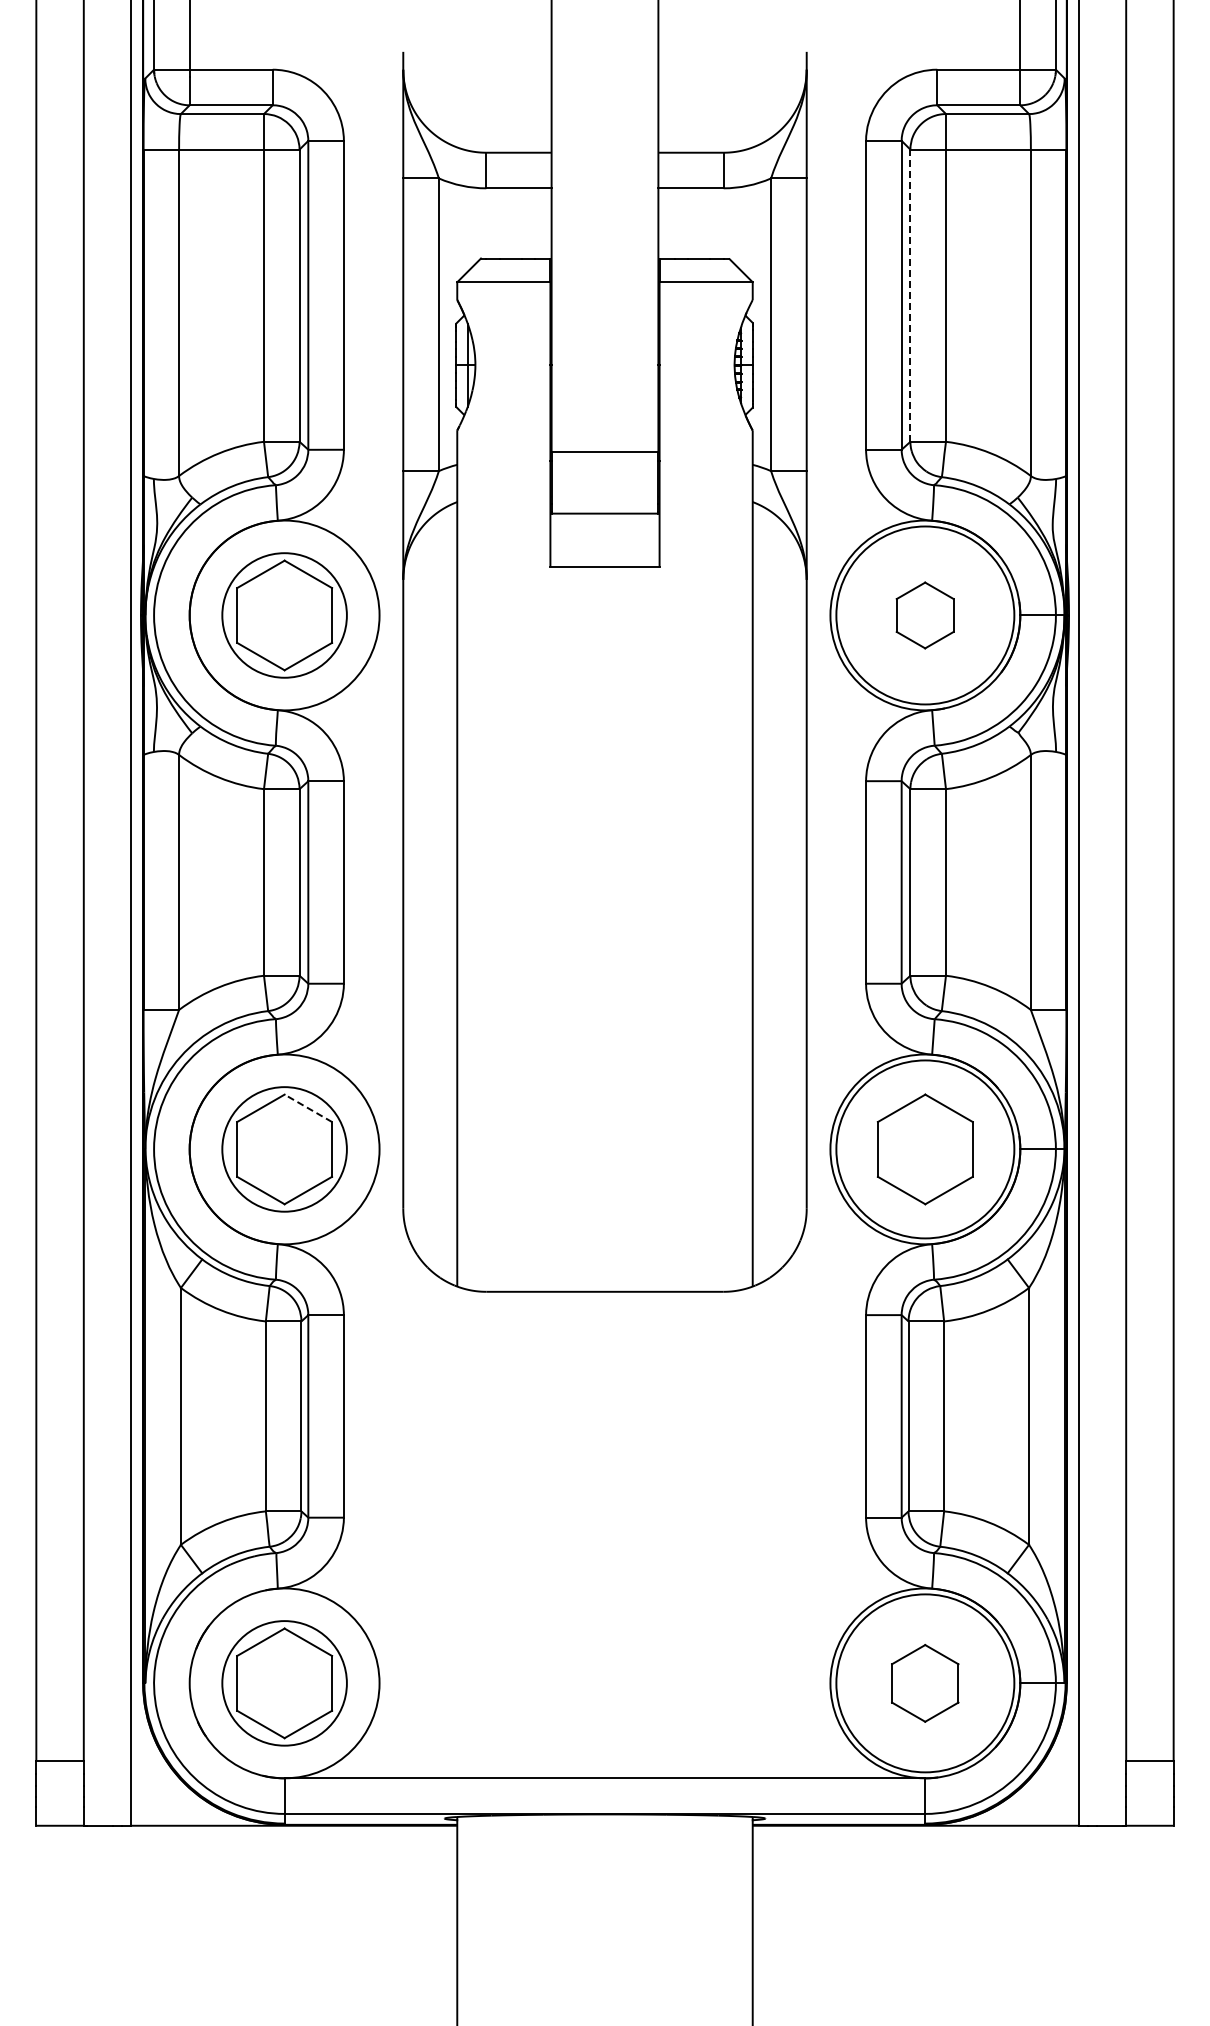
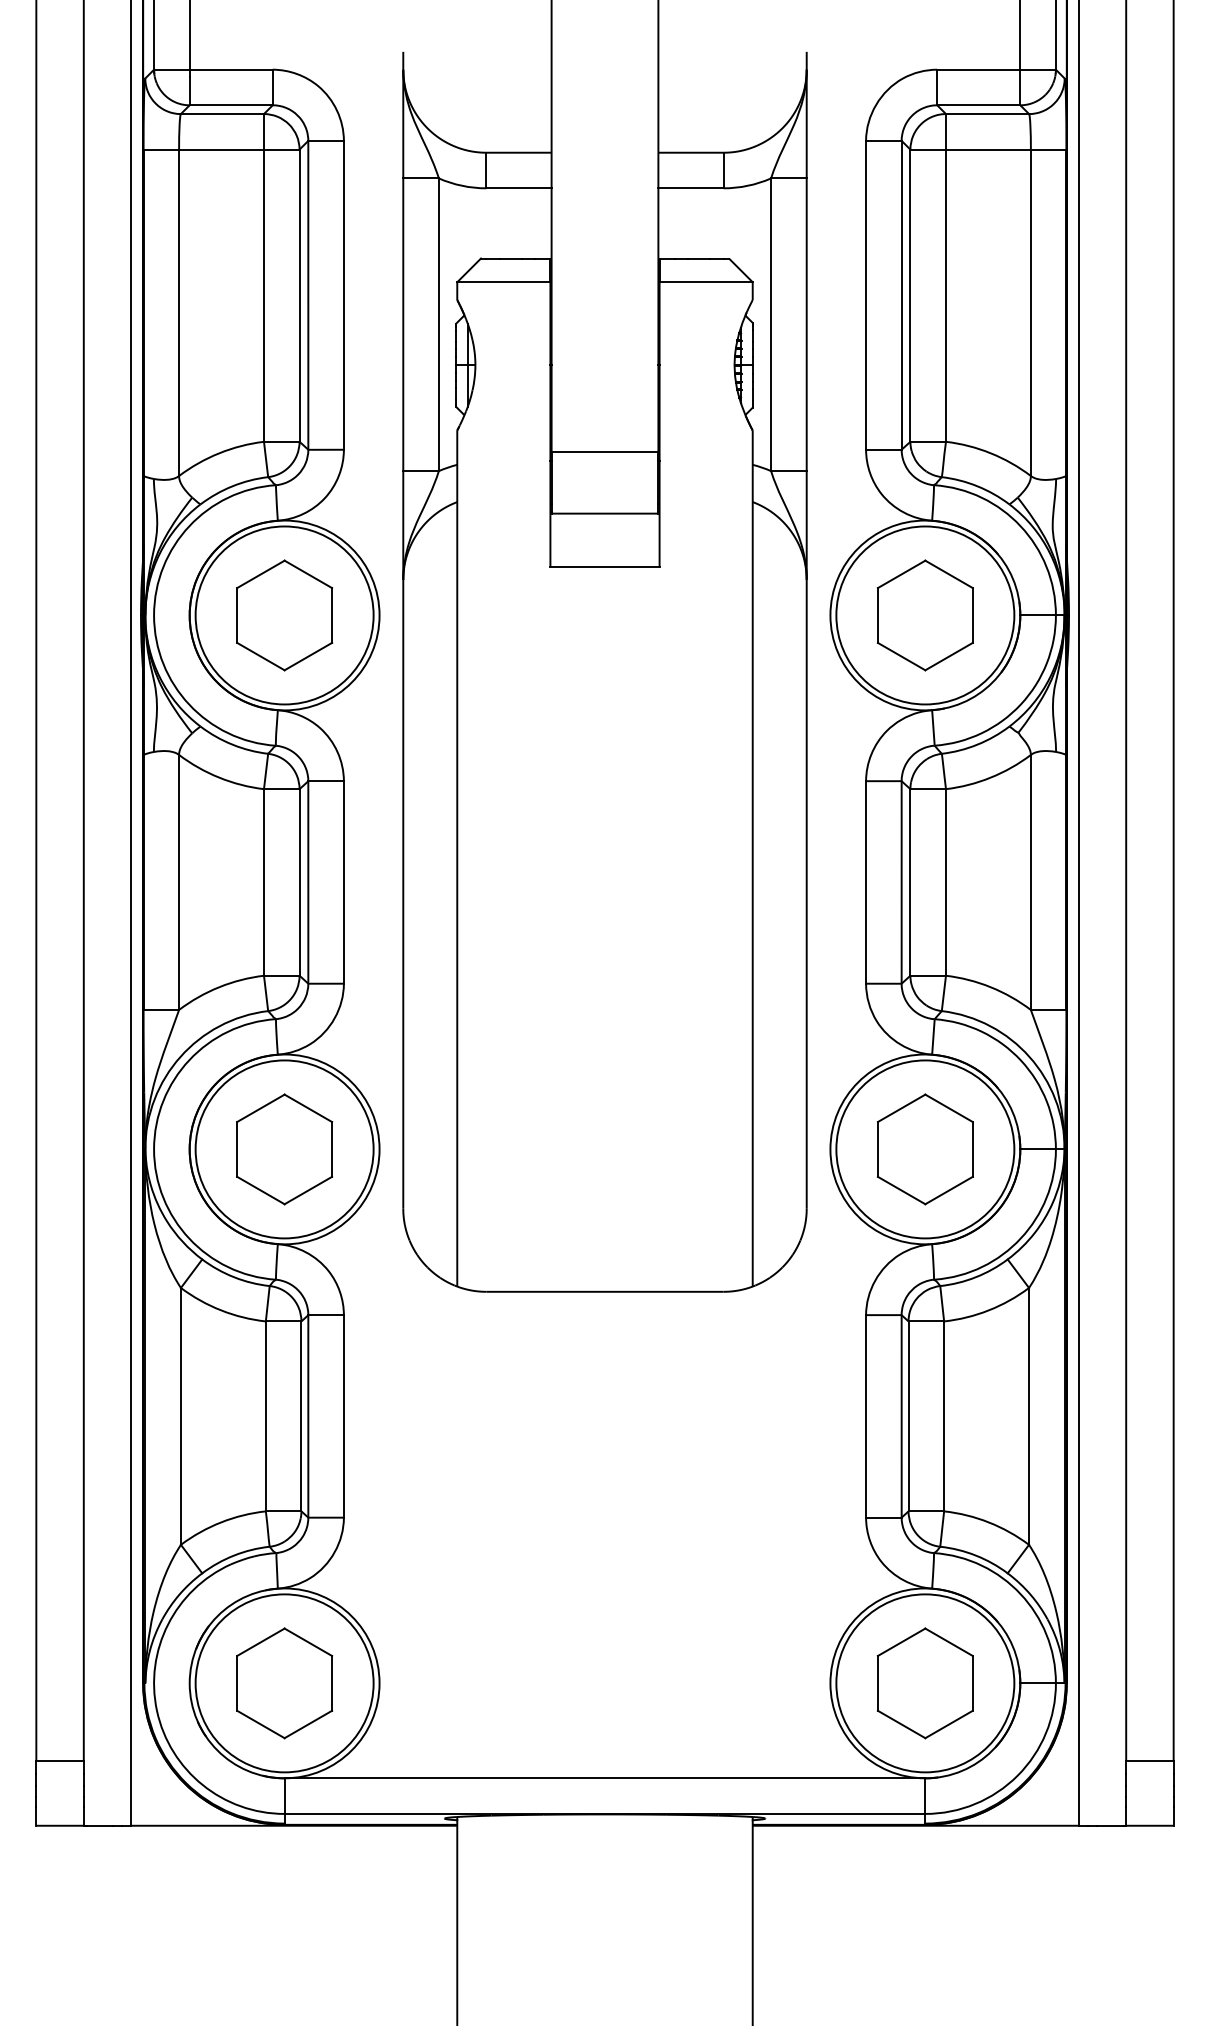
line: dashed -> solid (910, 295)
circle diameter: 125 px -> 178 px (284, 615)
part size: 60x69 px -> 98x113 px (924, 615)
line: dashed -> solid (307, 1108)
circle diameter: 125 px -> 178 px (284, 1149)
circle diameter: 125 px -> 178 px (284, 1683)
part size: 69x79 px -> 98x113 px (924, 1683)
